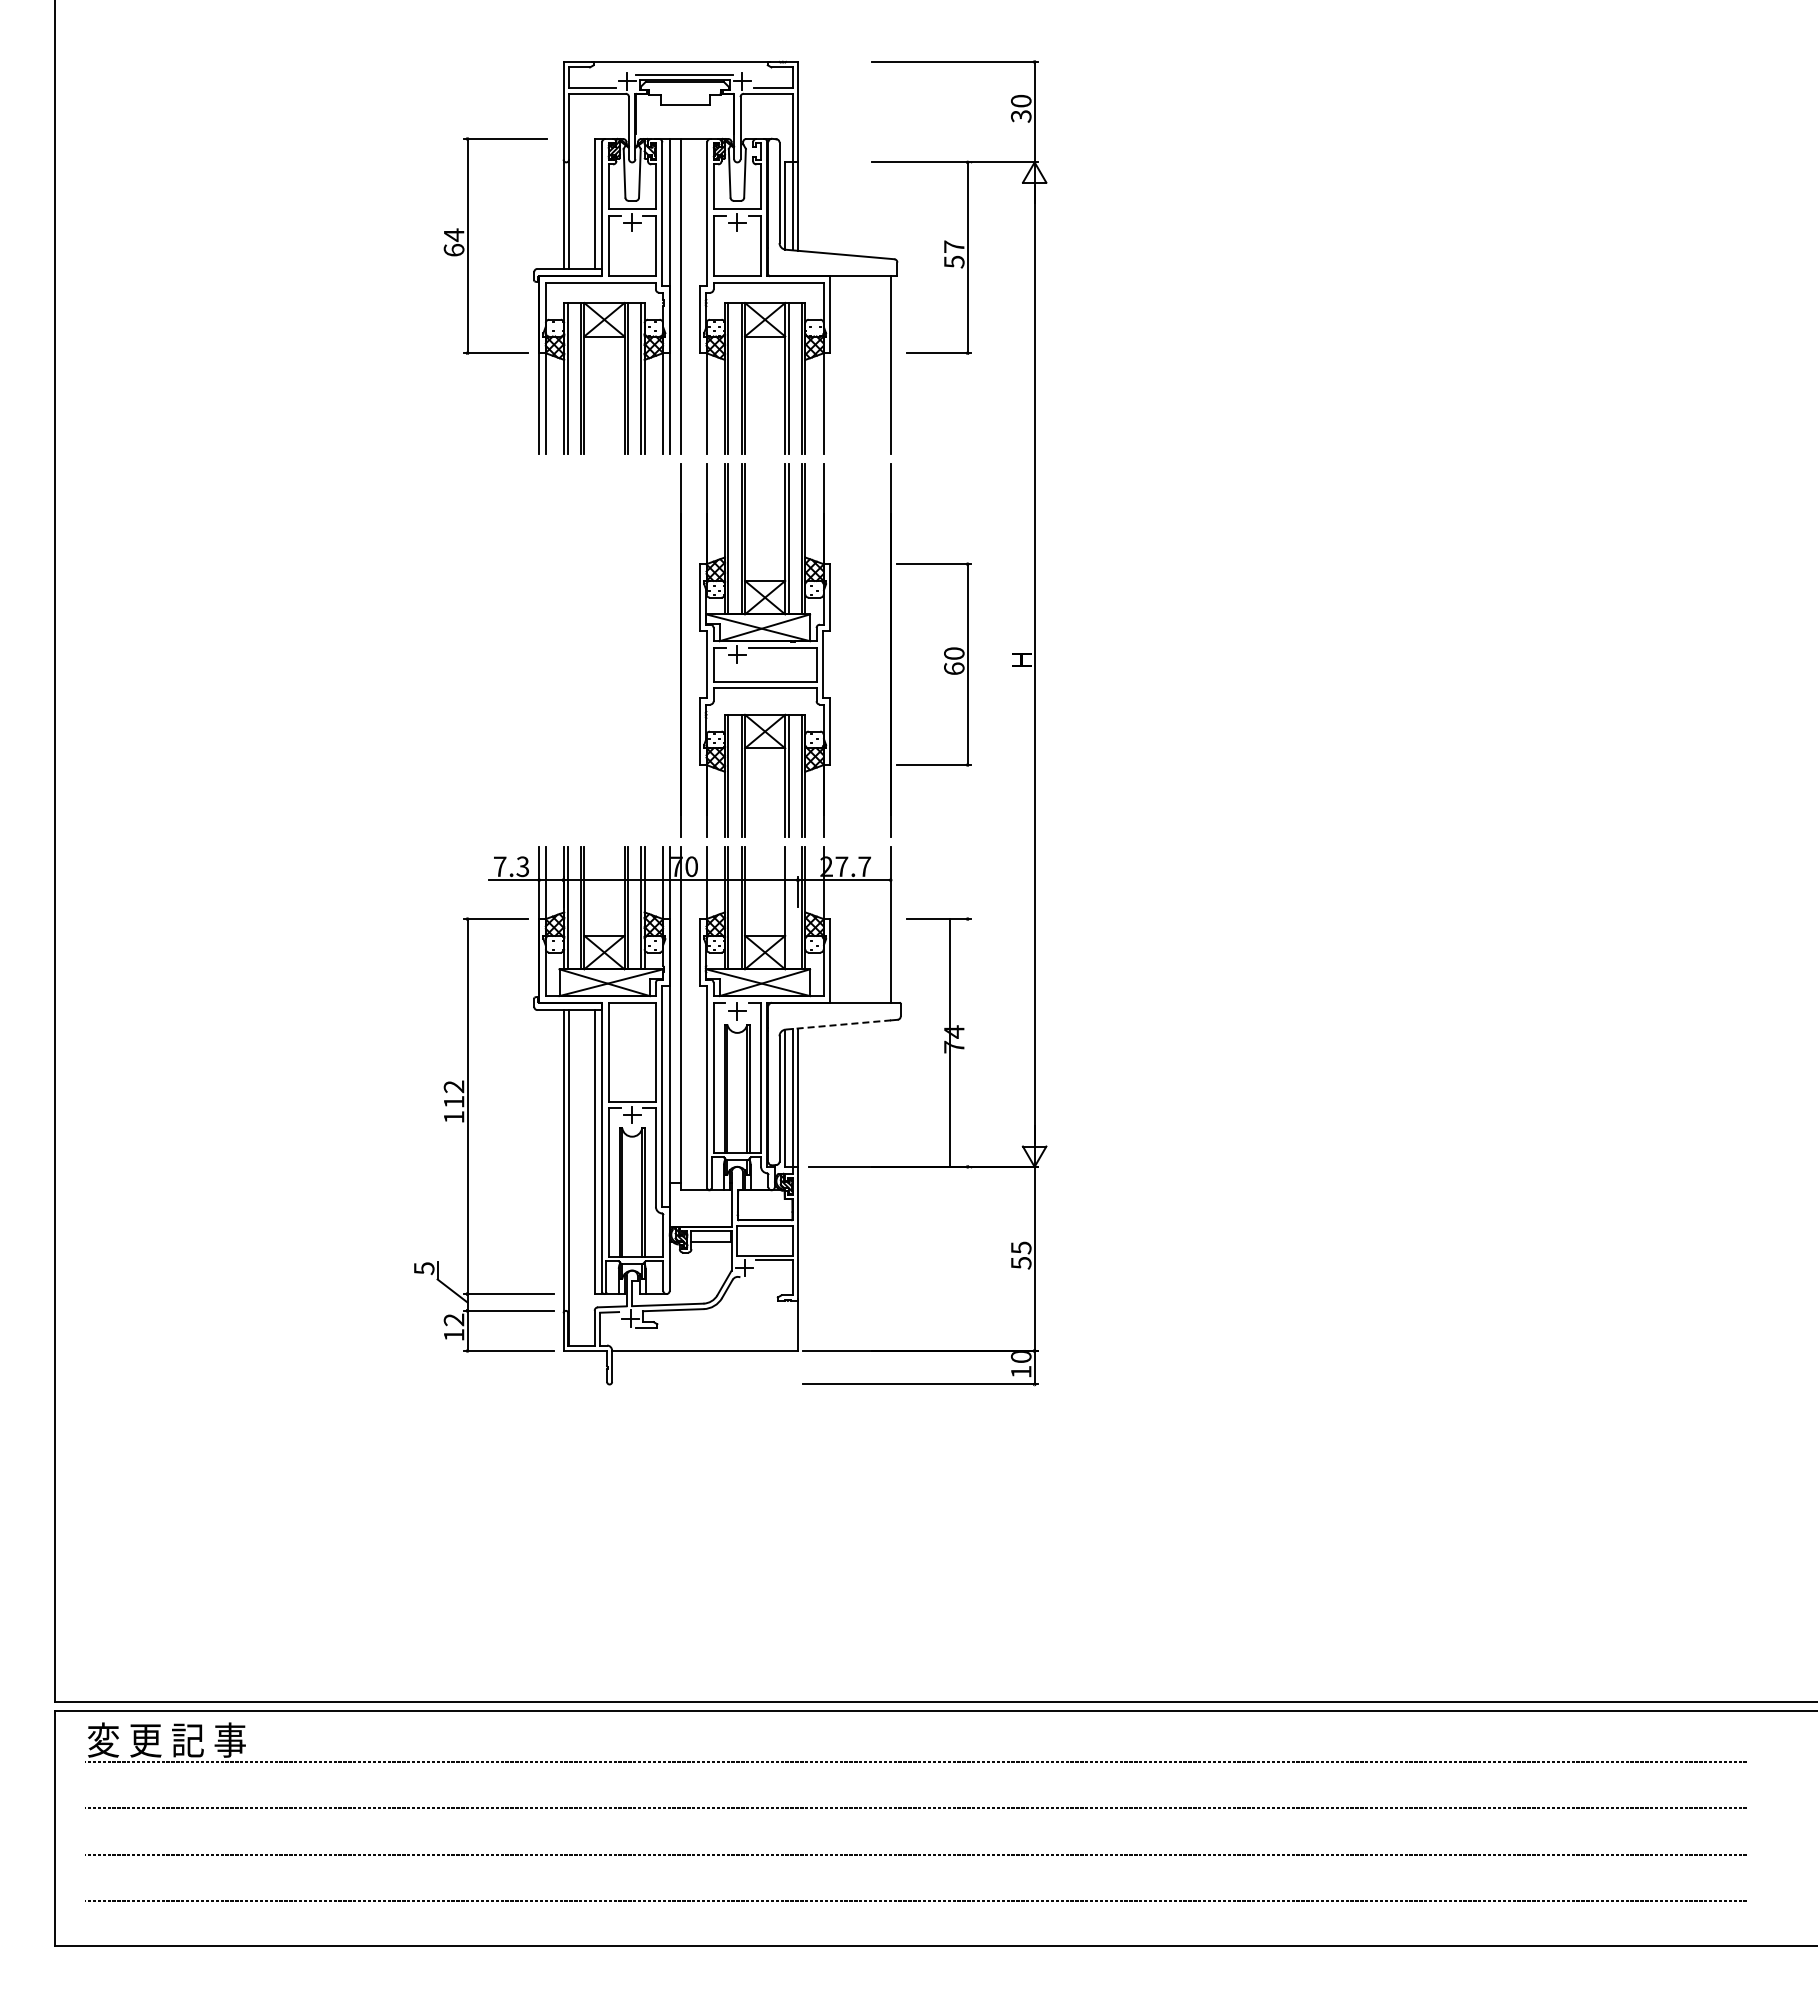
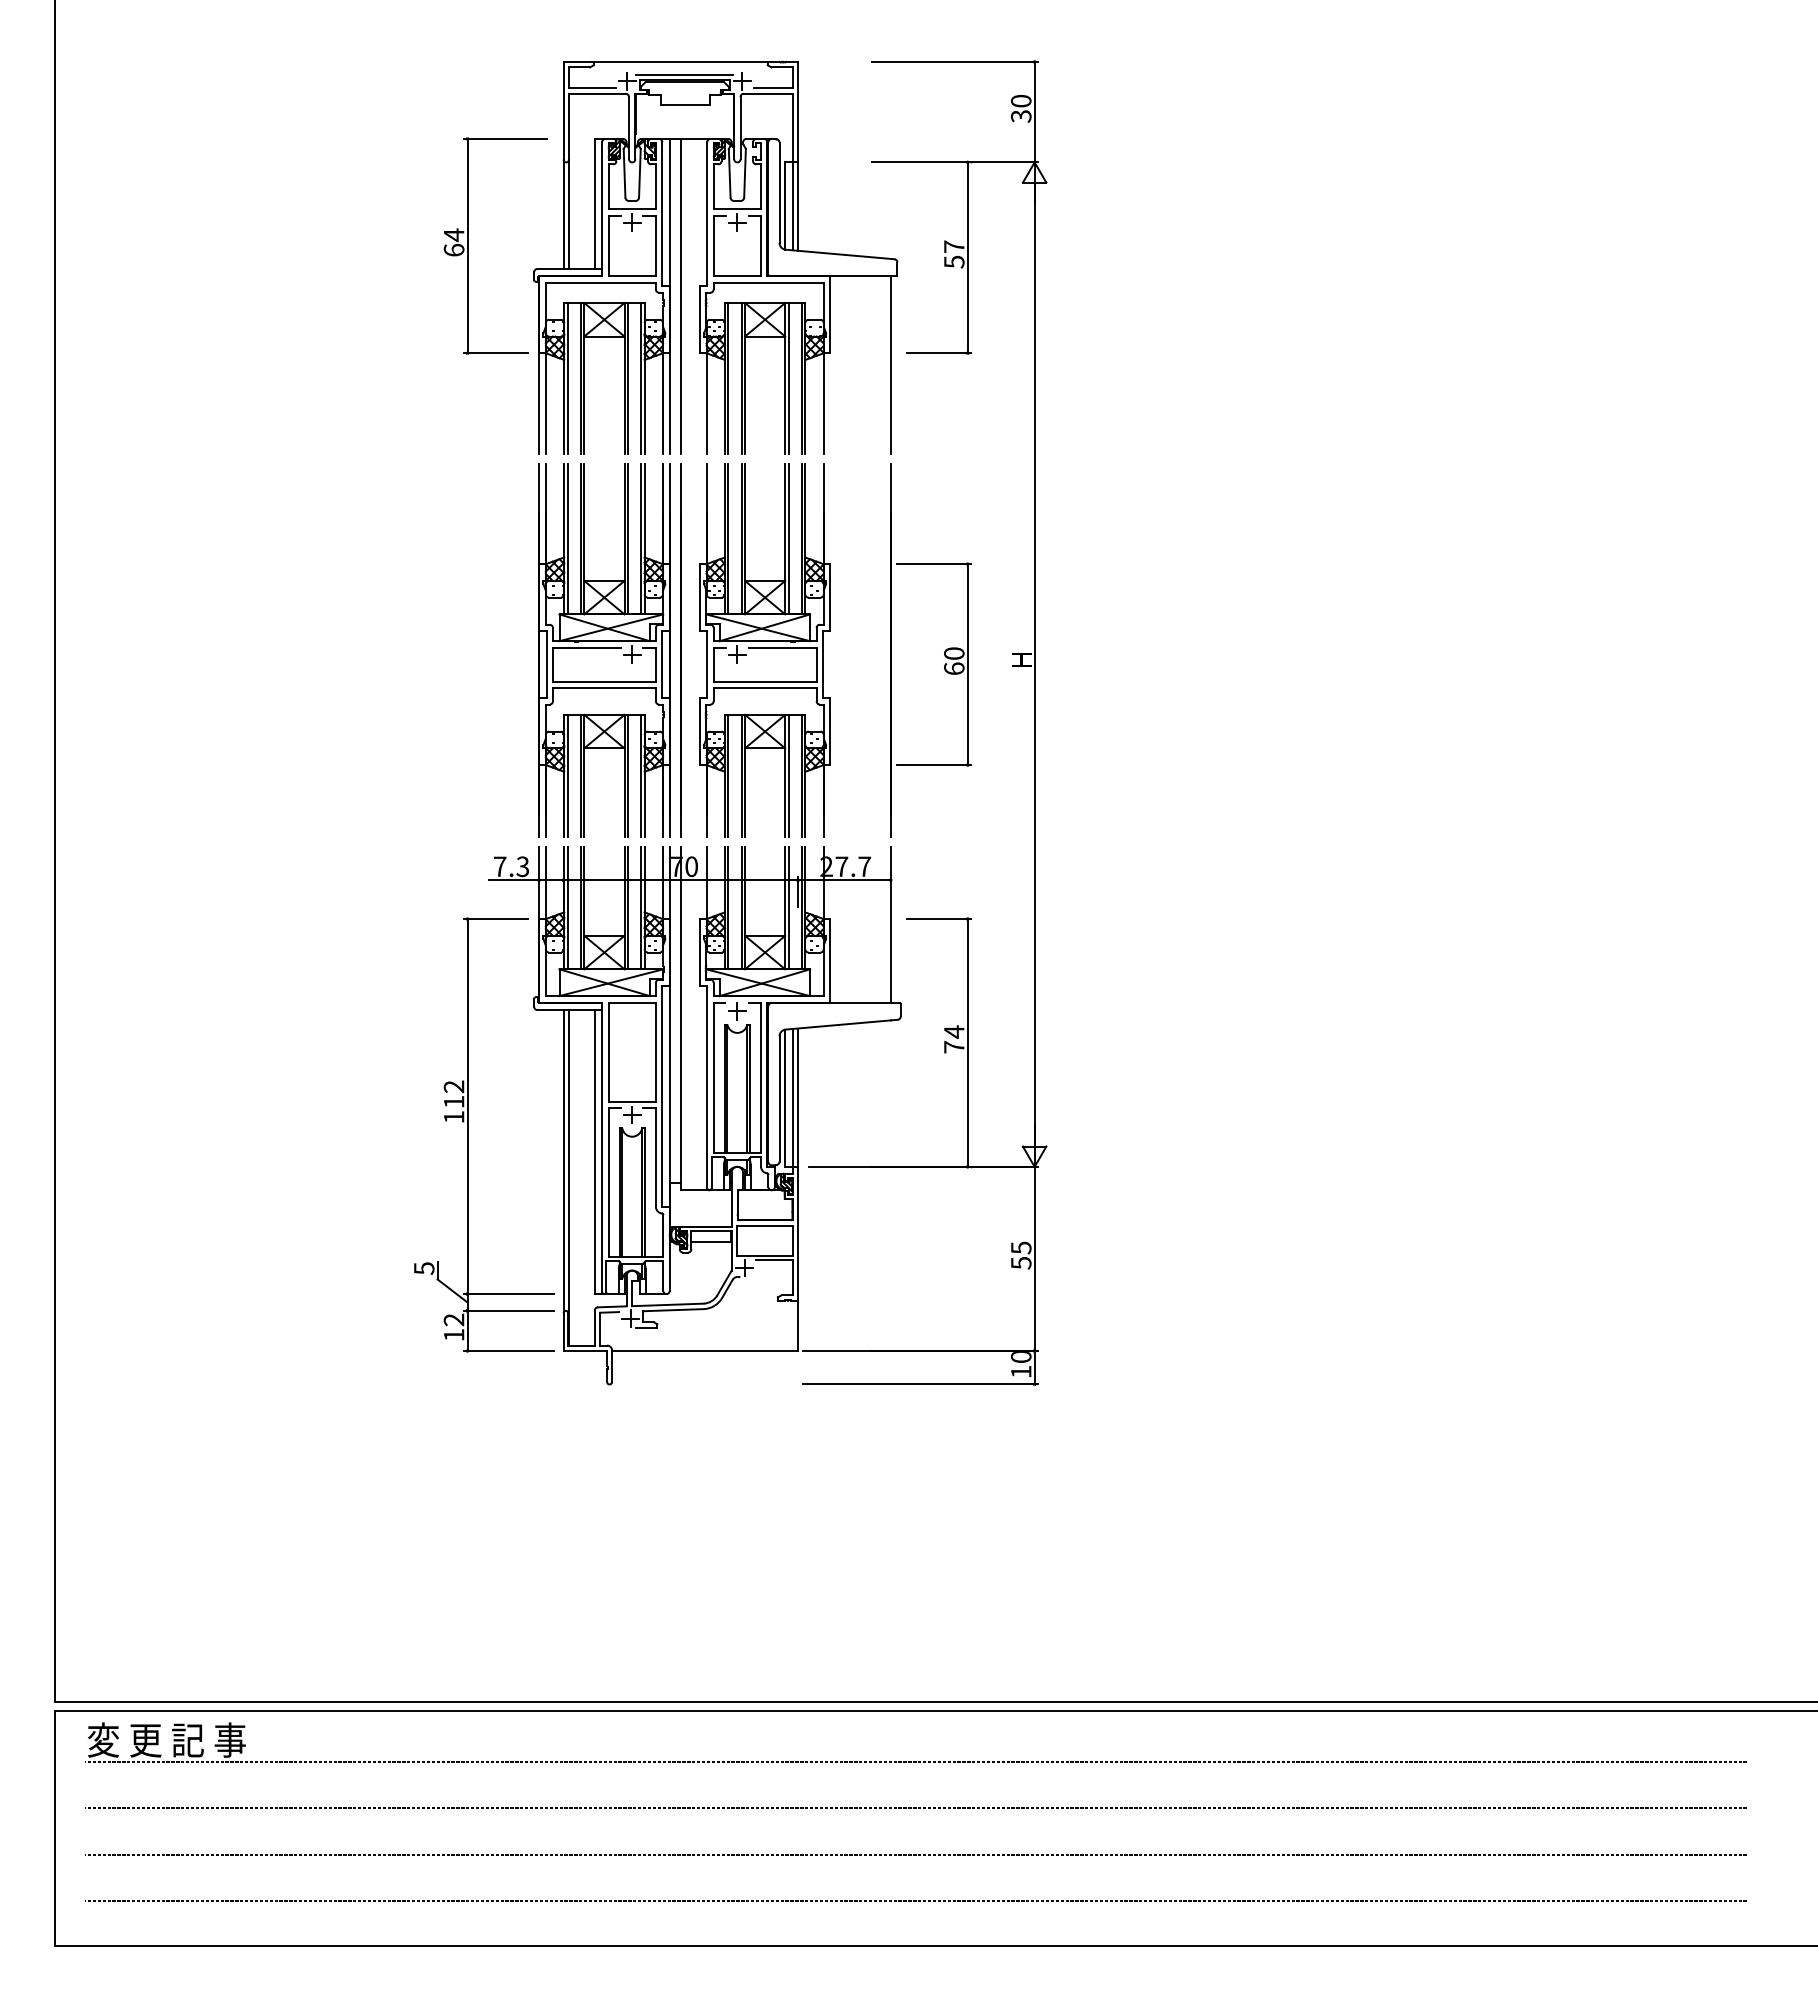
part: none -> present (604, 650)
line: none -> present (788, 908)
line: dashed -> solid (838, 1024)
line position: (949, 1042) -> (967, 1042) (967, 1042)
